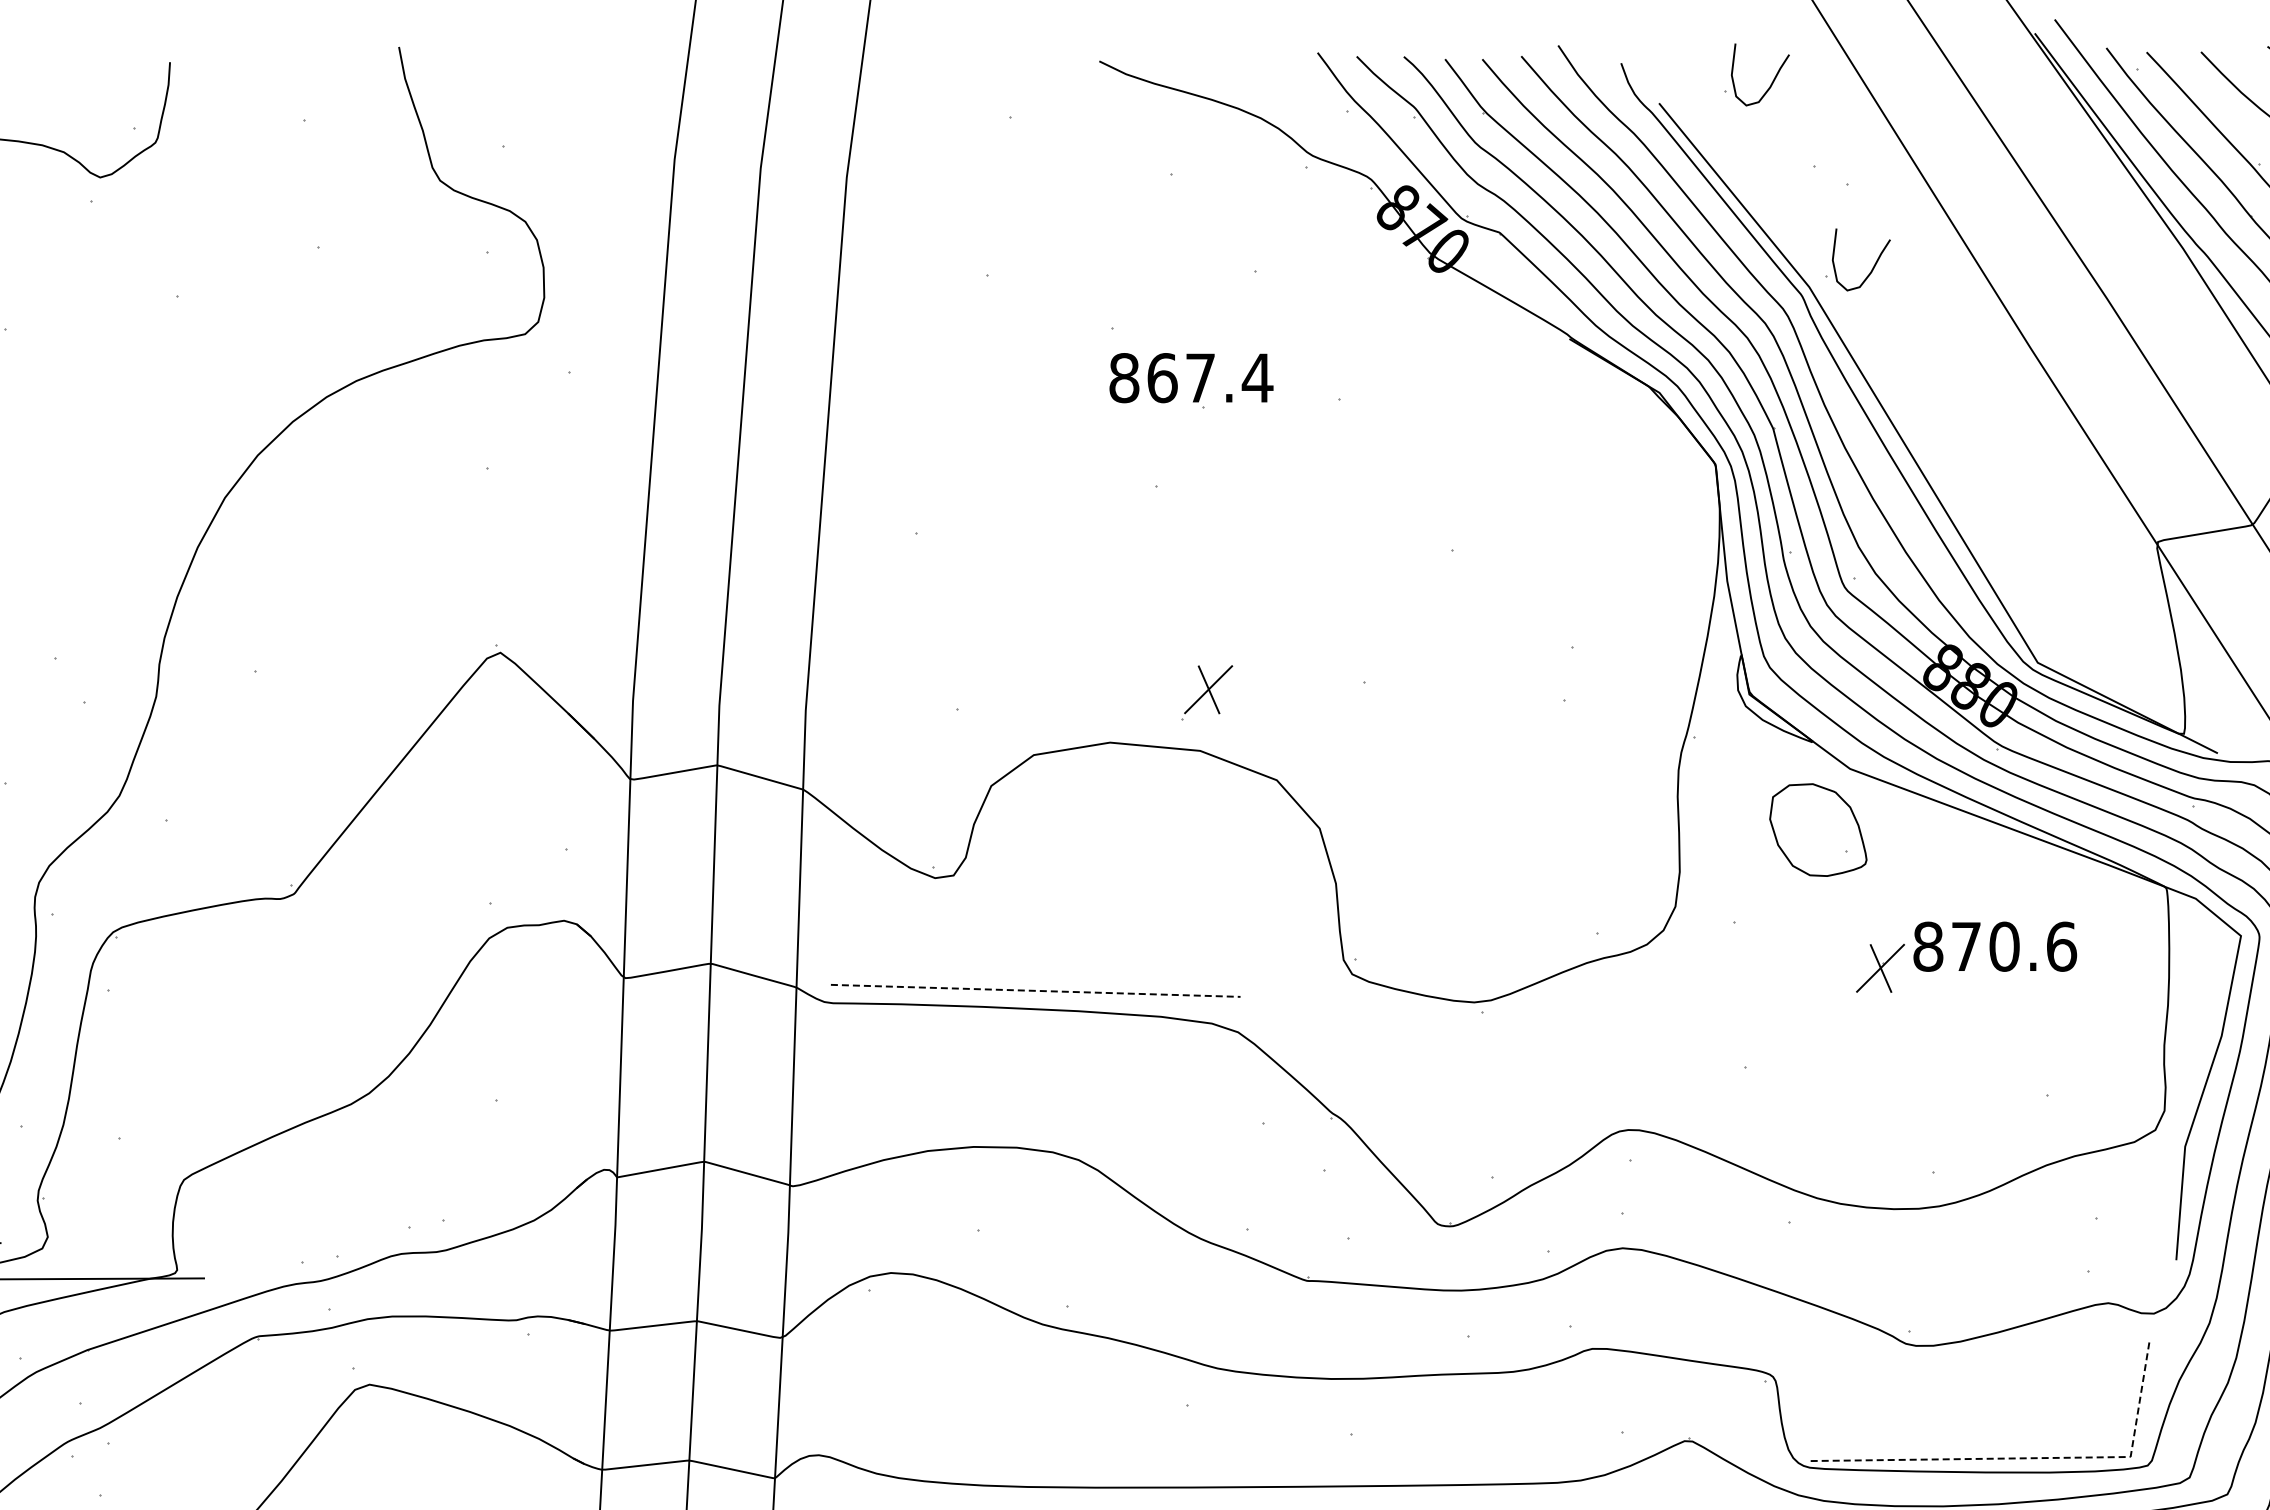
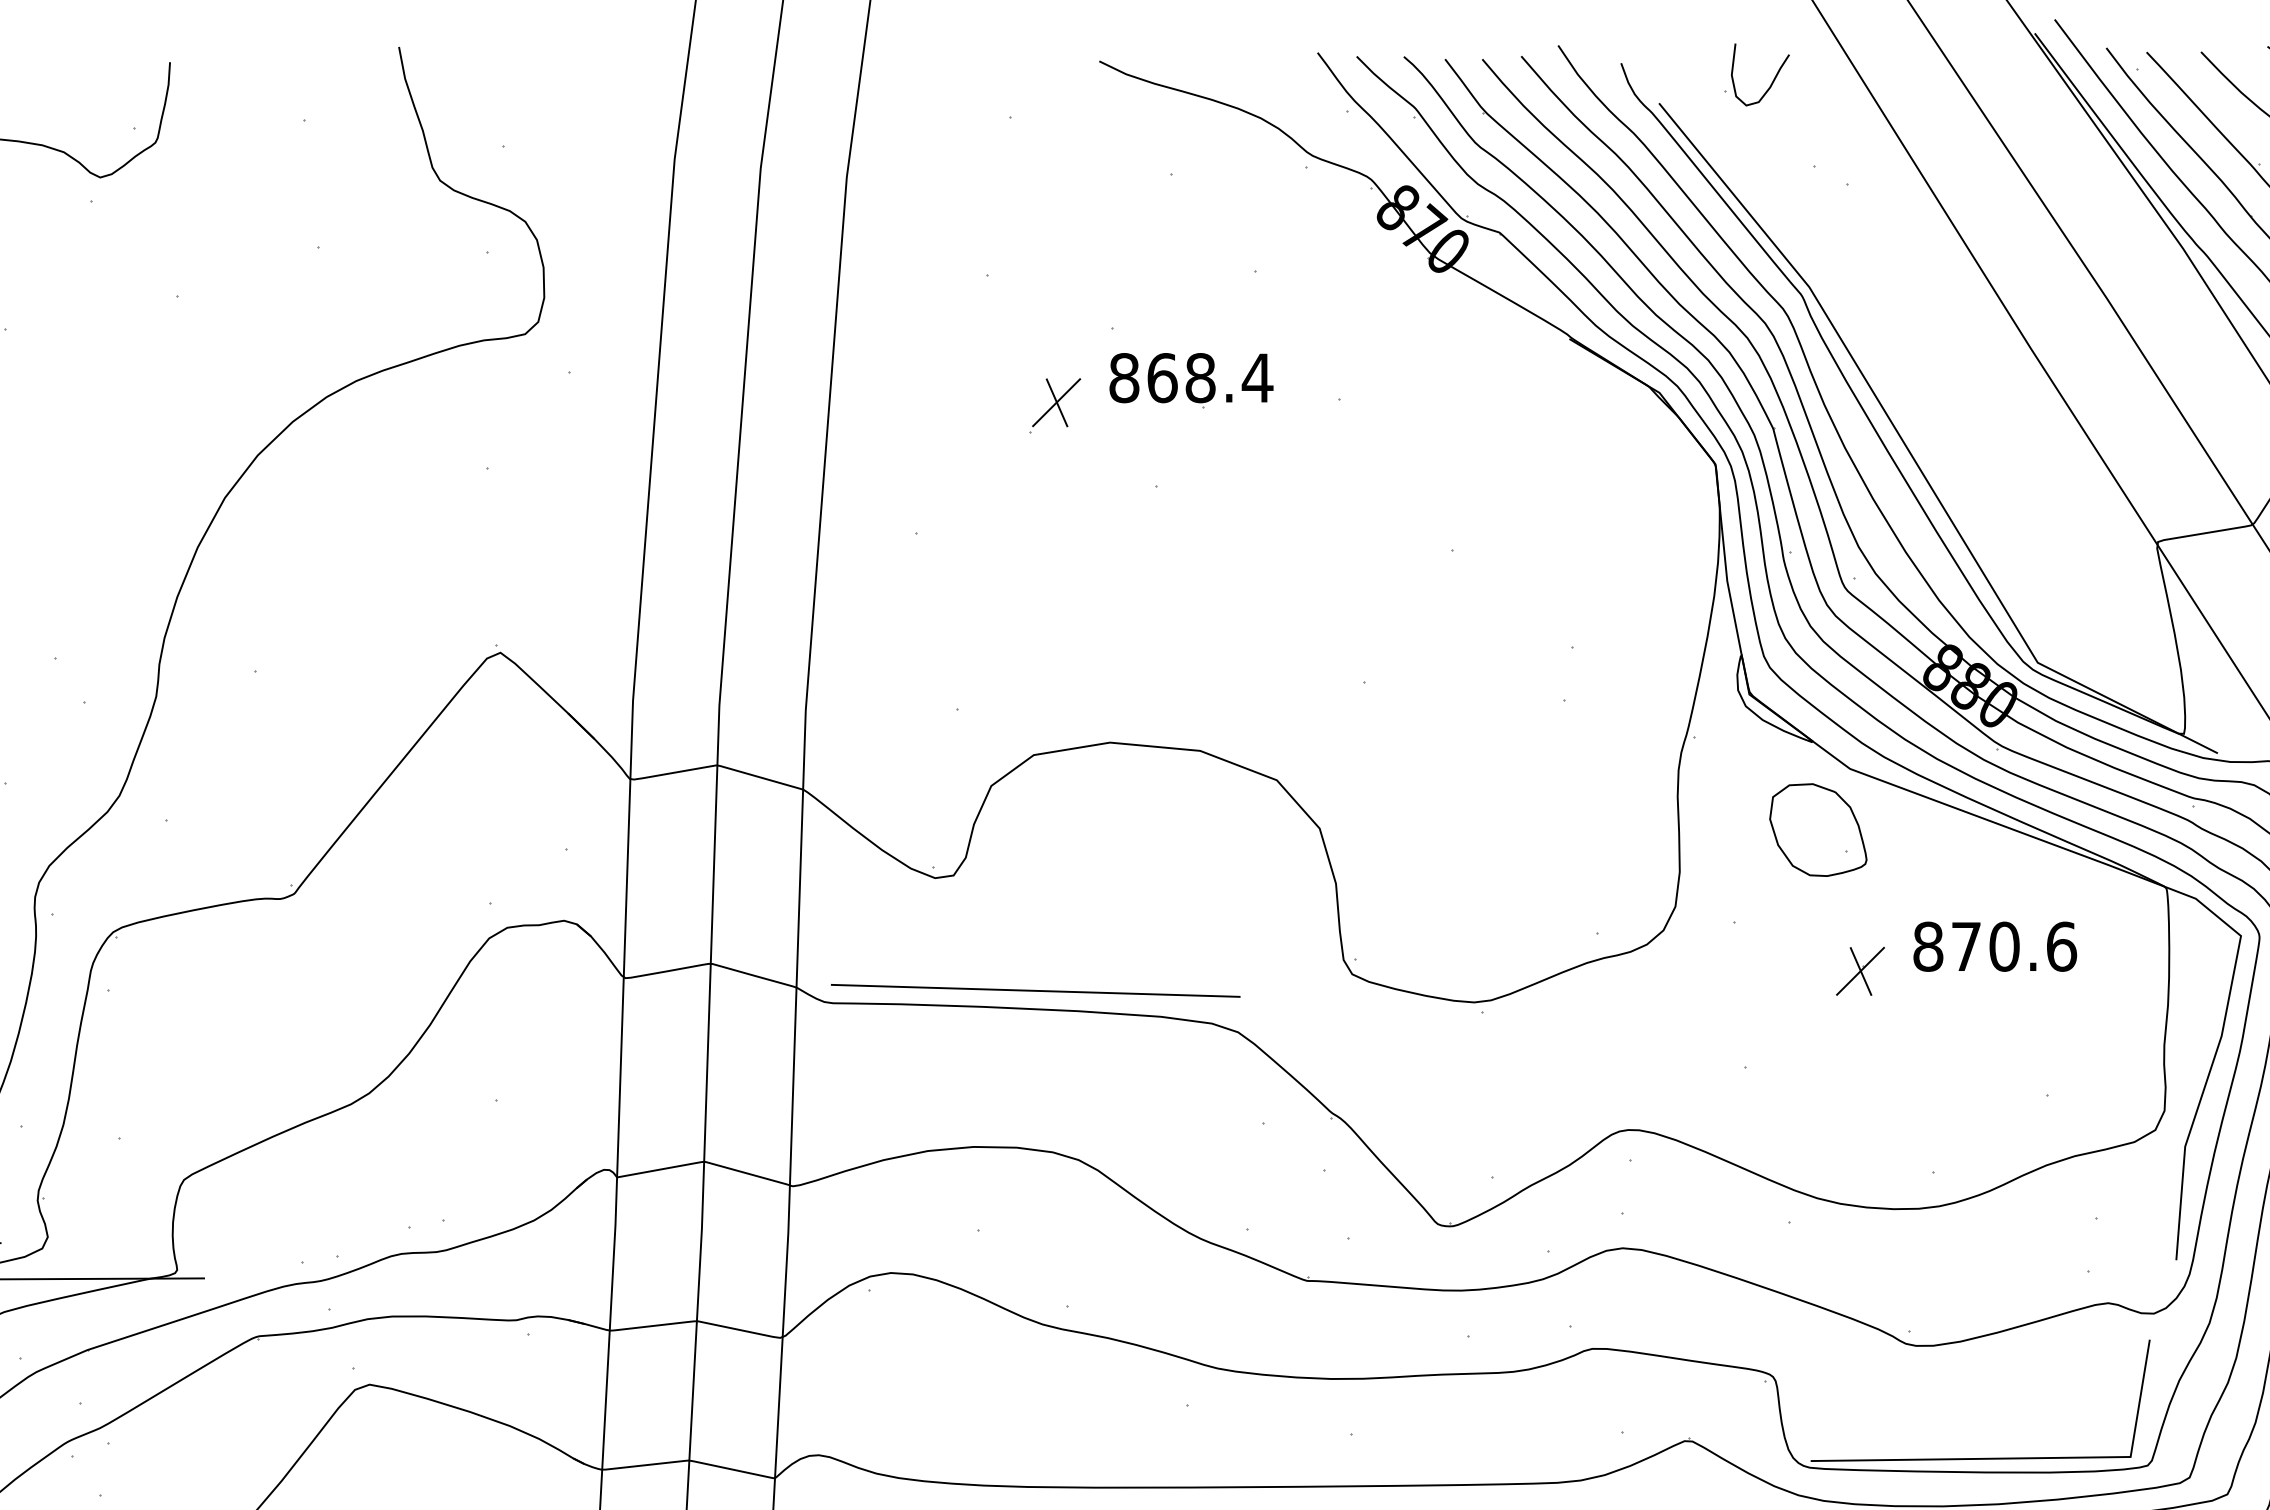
part: present -> none (1872, 267)
text: 867.4 -> 868.4 (1200, 378)
part position: (1207, 692) -> (1055, 405) (1055, 405)
part position: (1880, 968) -> (1860, 971) (1860, 971)
line: dashed -> solid (1035, 990)
line: dashed -> solid (2030, 1458)
